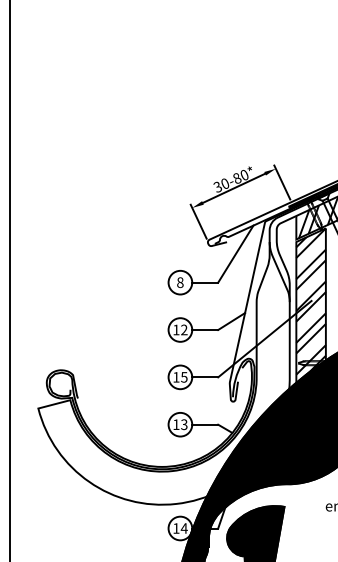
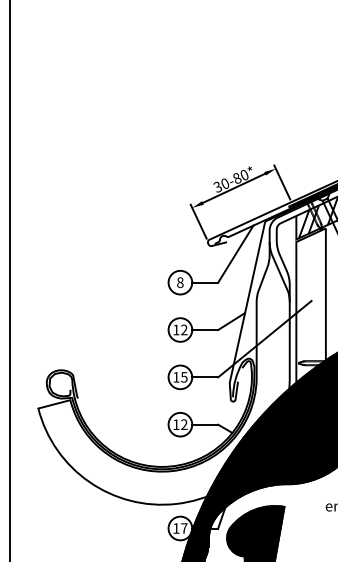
hatch: present -> none (310, 333)
text: 13 -> 12 (184, 425)
text: 14 -> 17 (183, 528)
